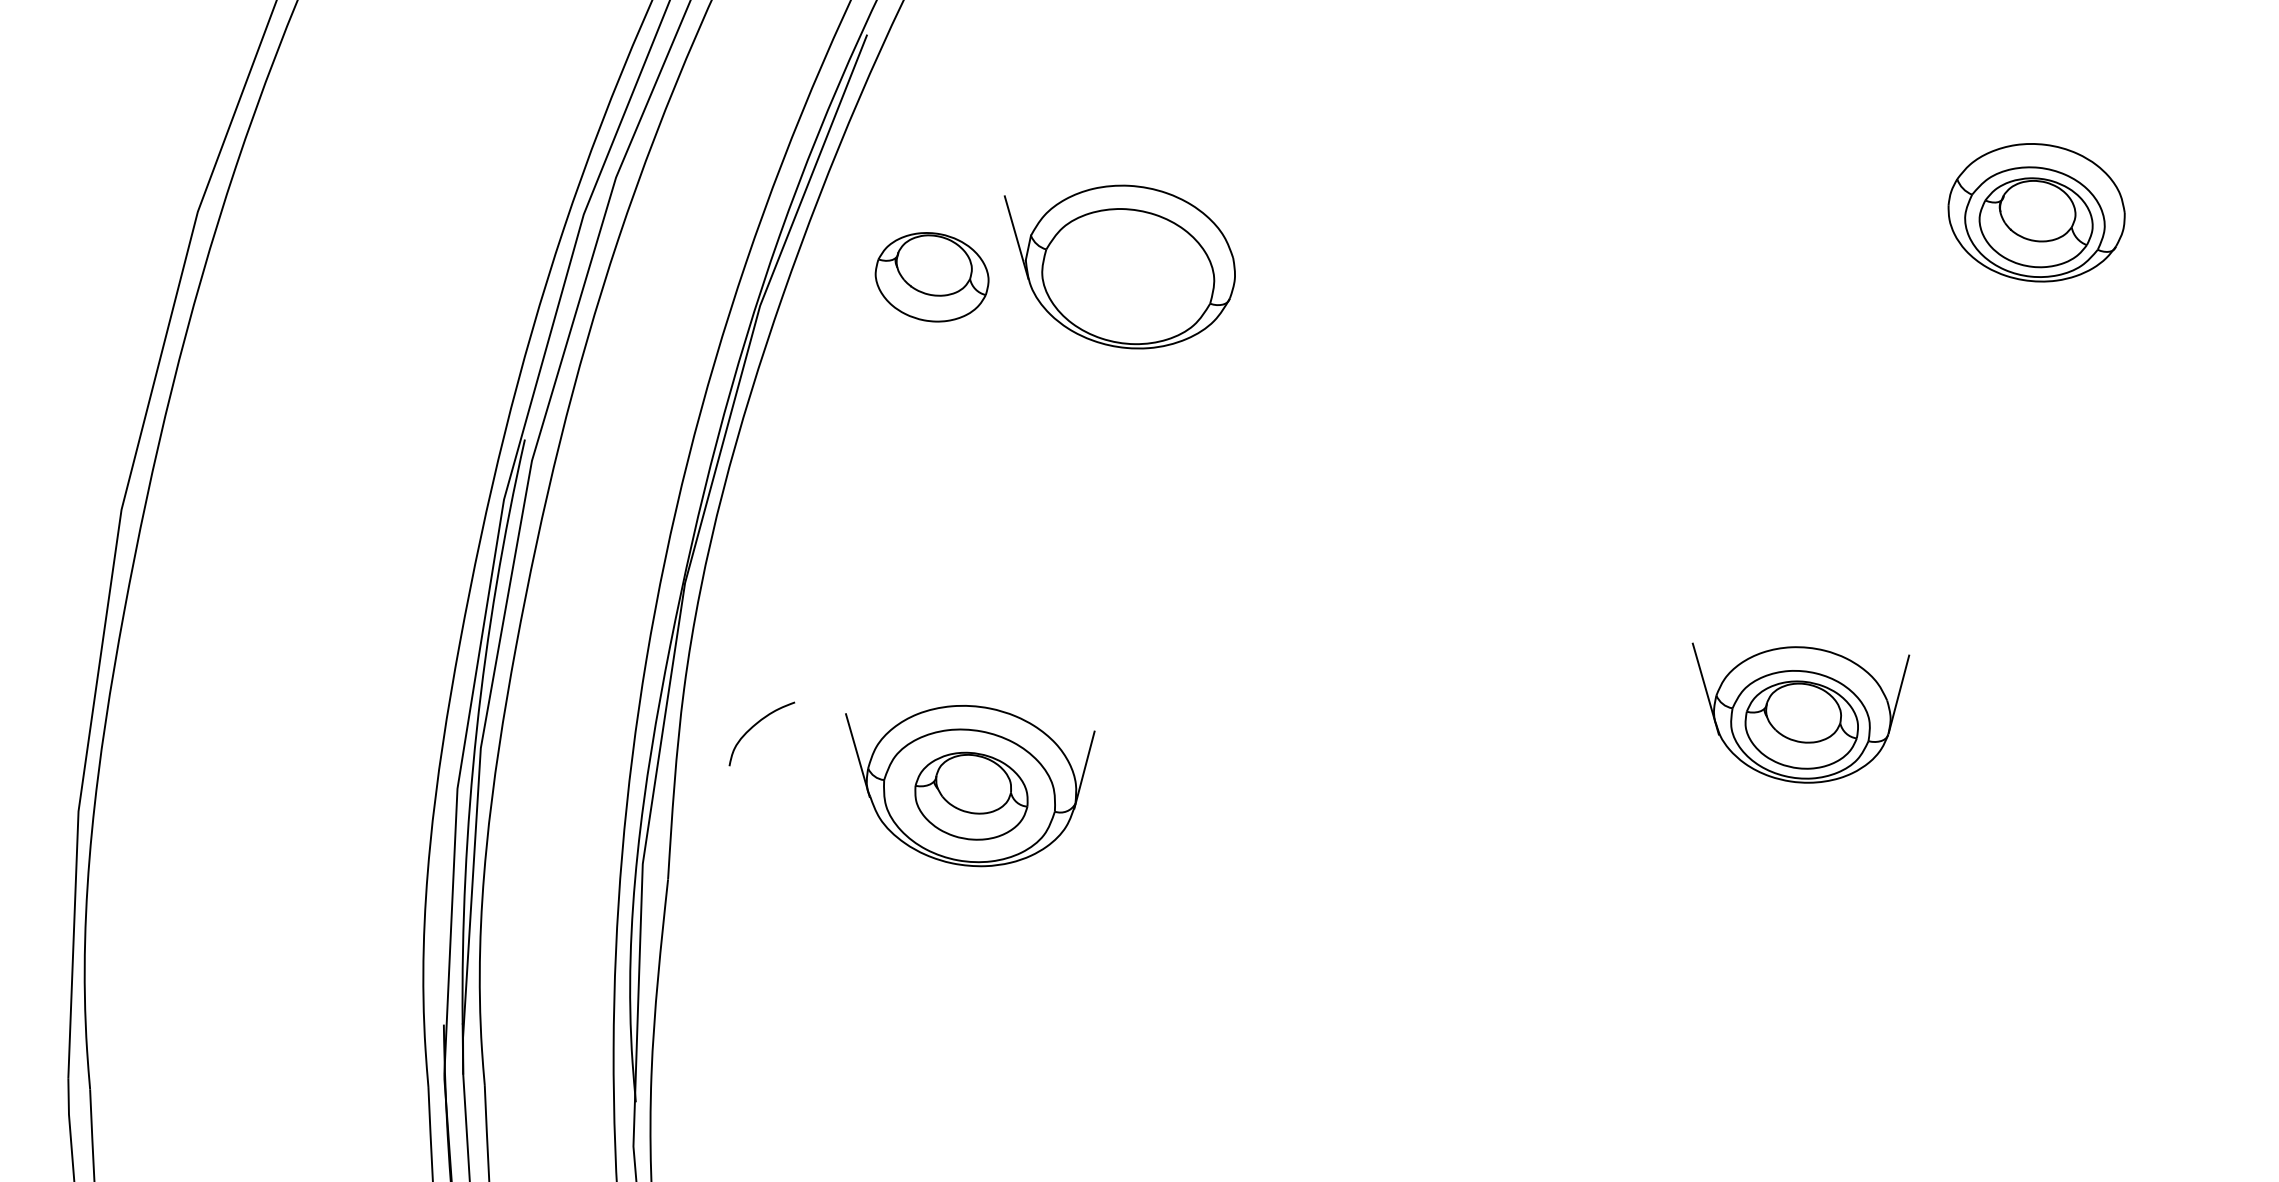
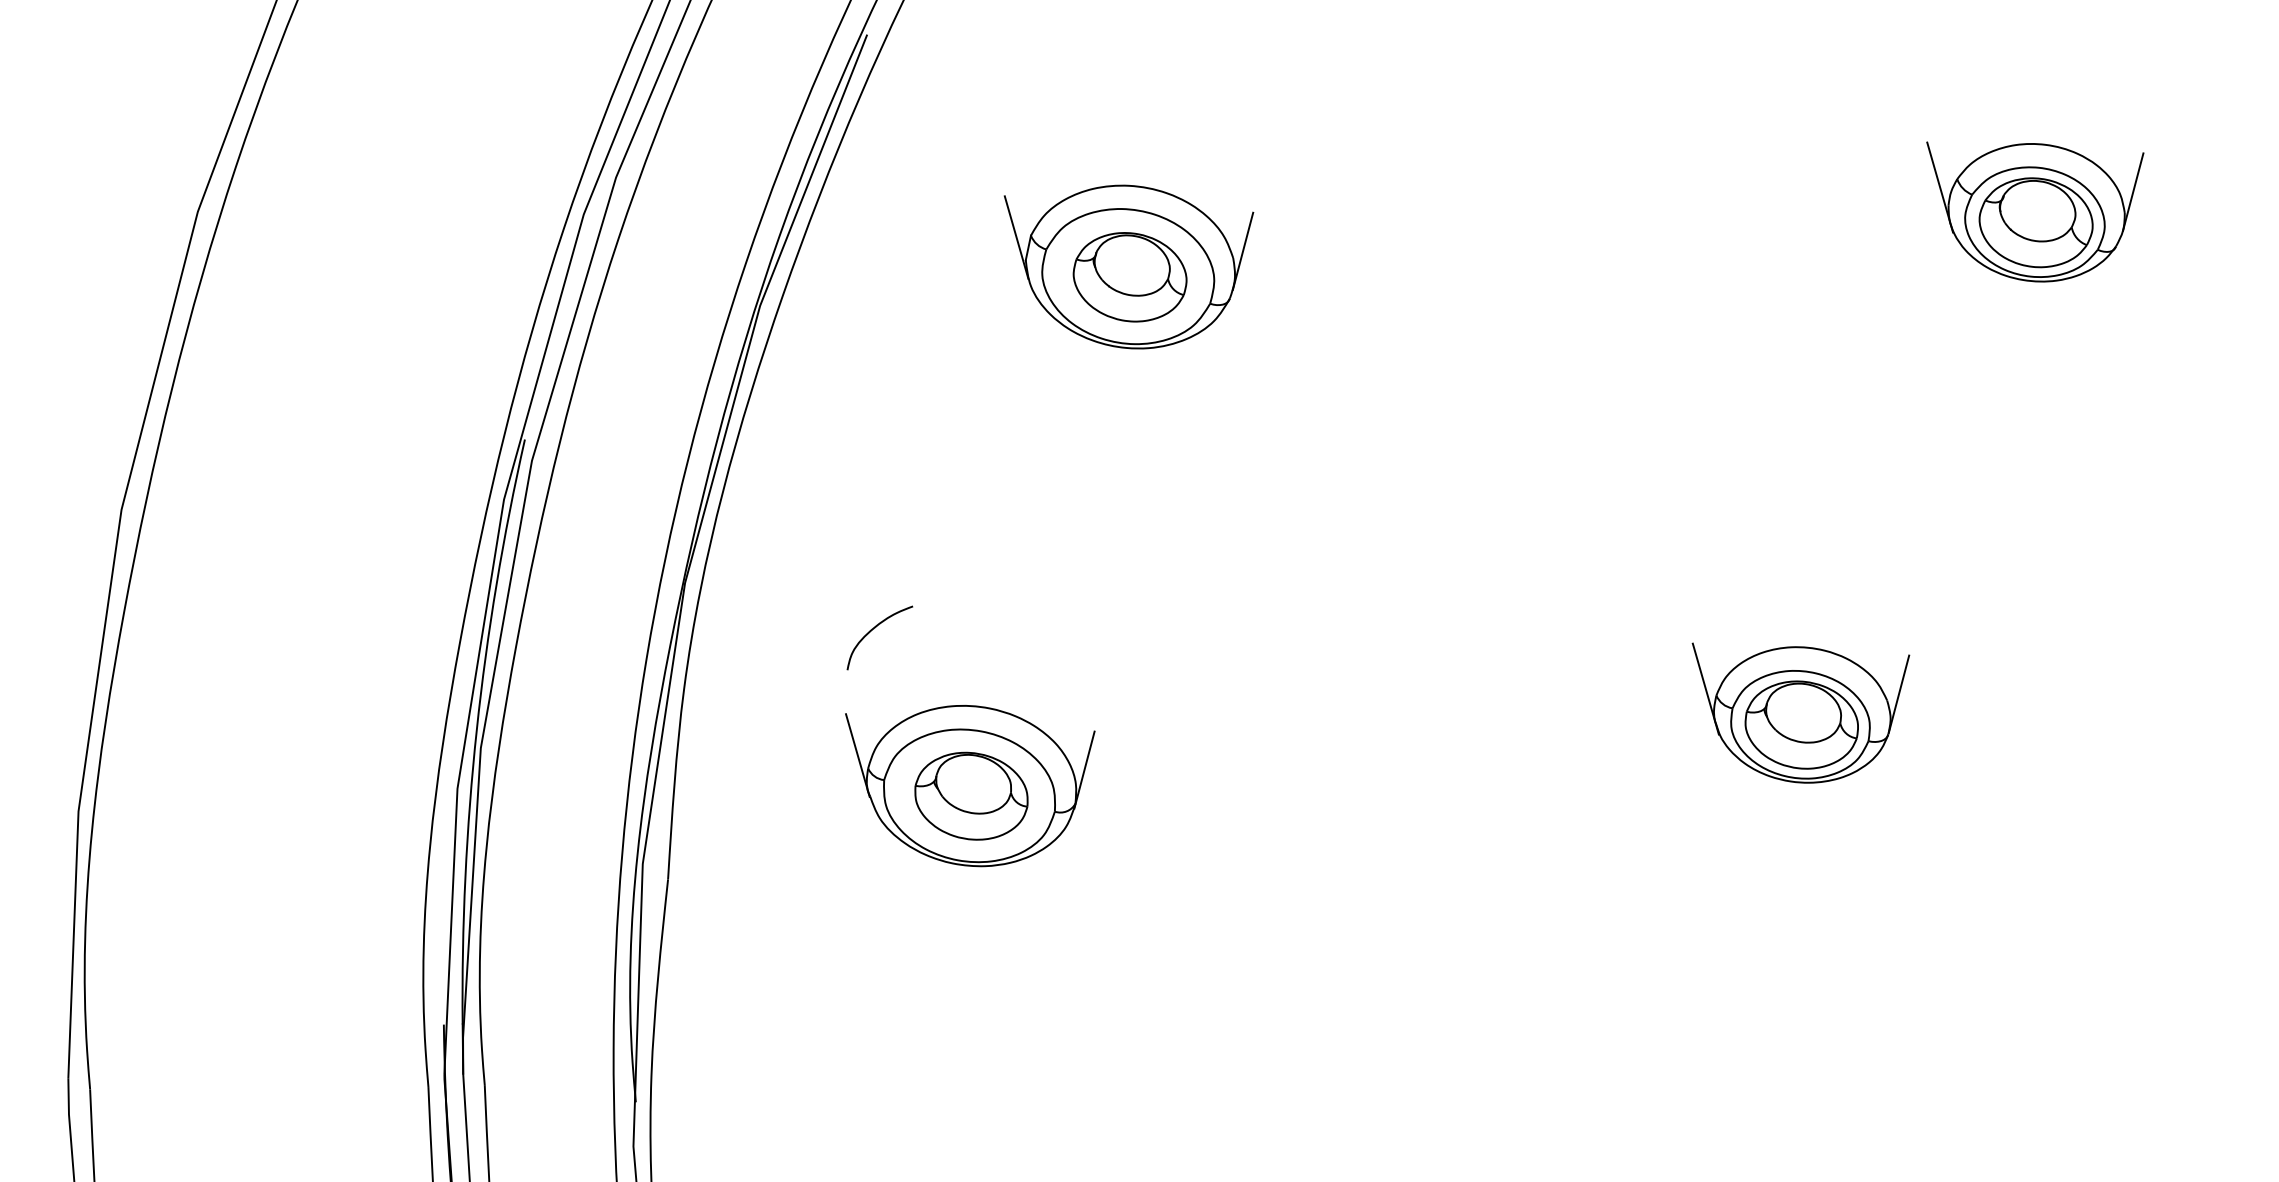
line: none -> present (1940, 187)
line: none -> present (2133, 191)
line: none -> present (1242, 250)
part position: (931, 277) -> (1129, 277) (1129, 277)
curve position: (757, 724) -> (875, 628) (875, 628)
